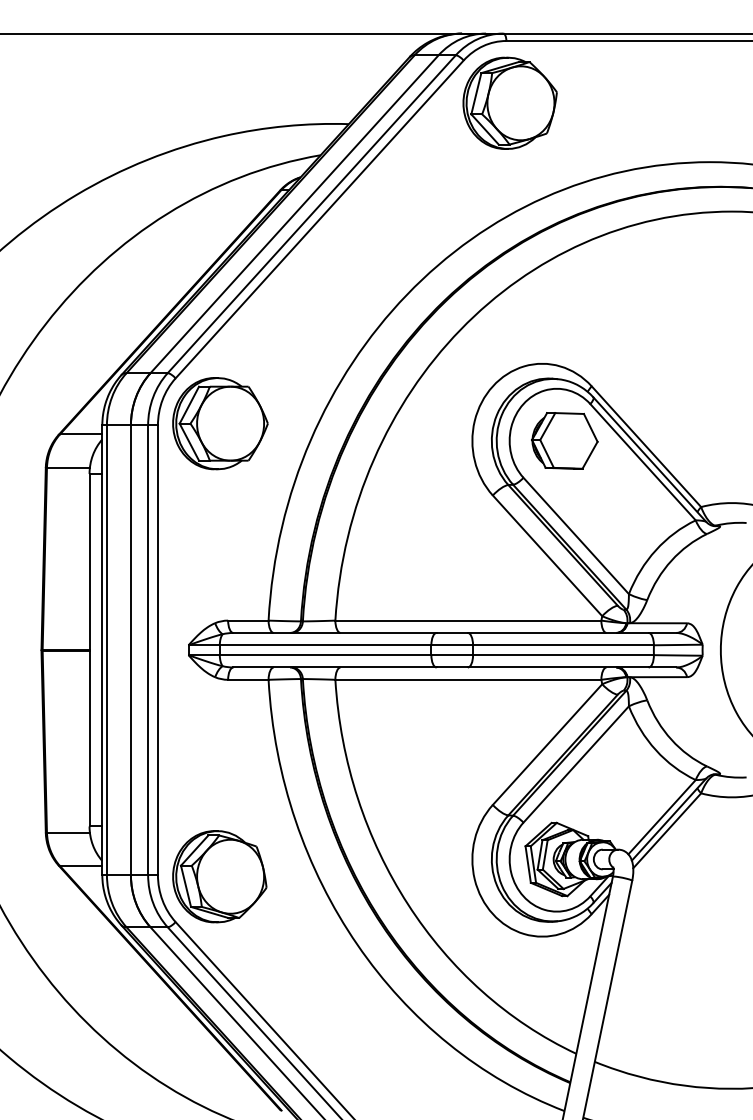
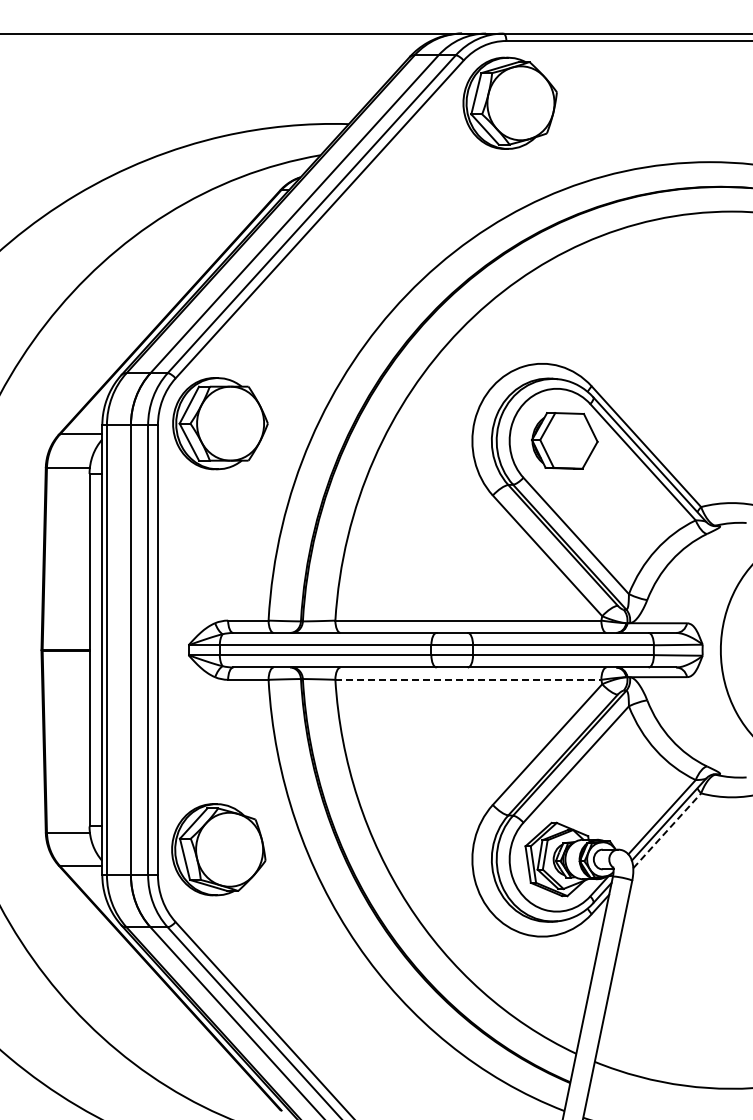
line: solid -> dashed (468, 679)
line: solid -> dashed (667, 830)
part position: (219, 876) -> (218, 849) (218, 849)
